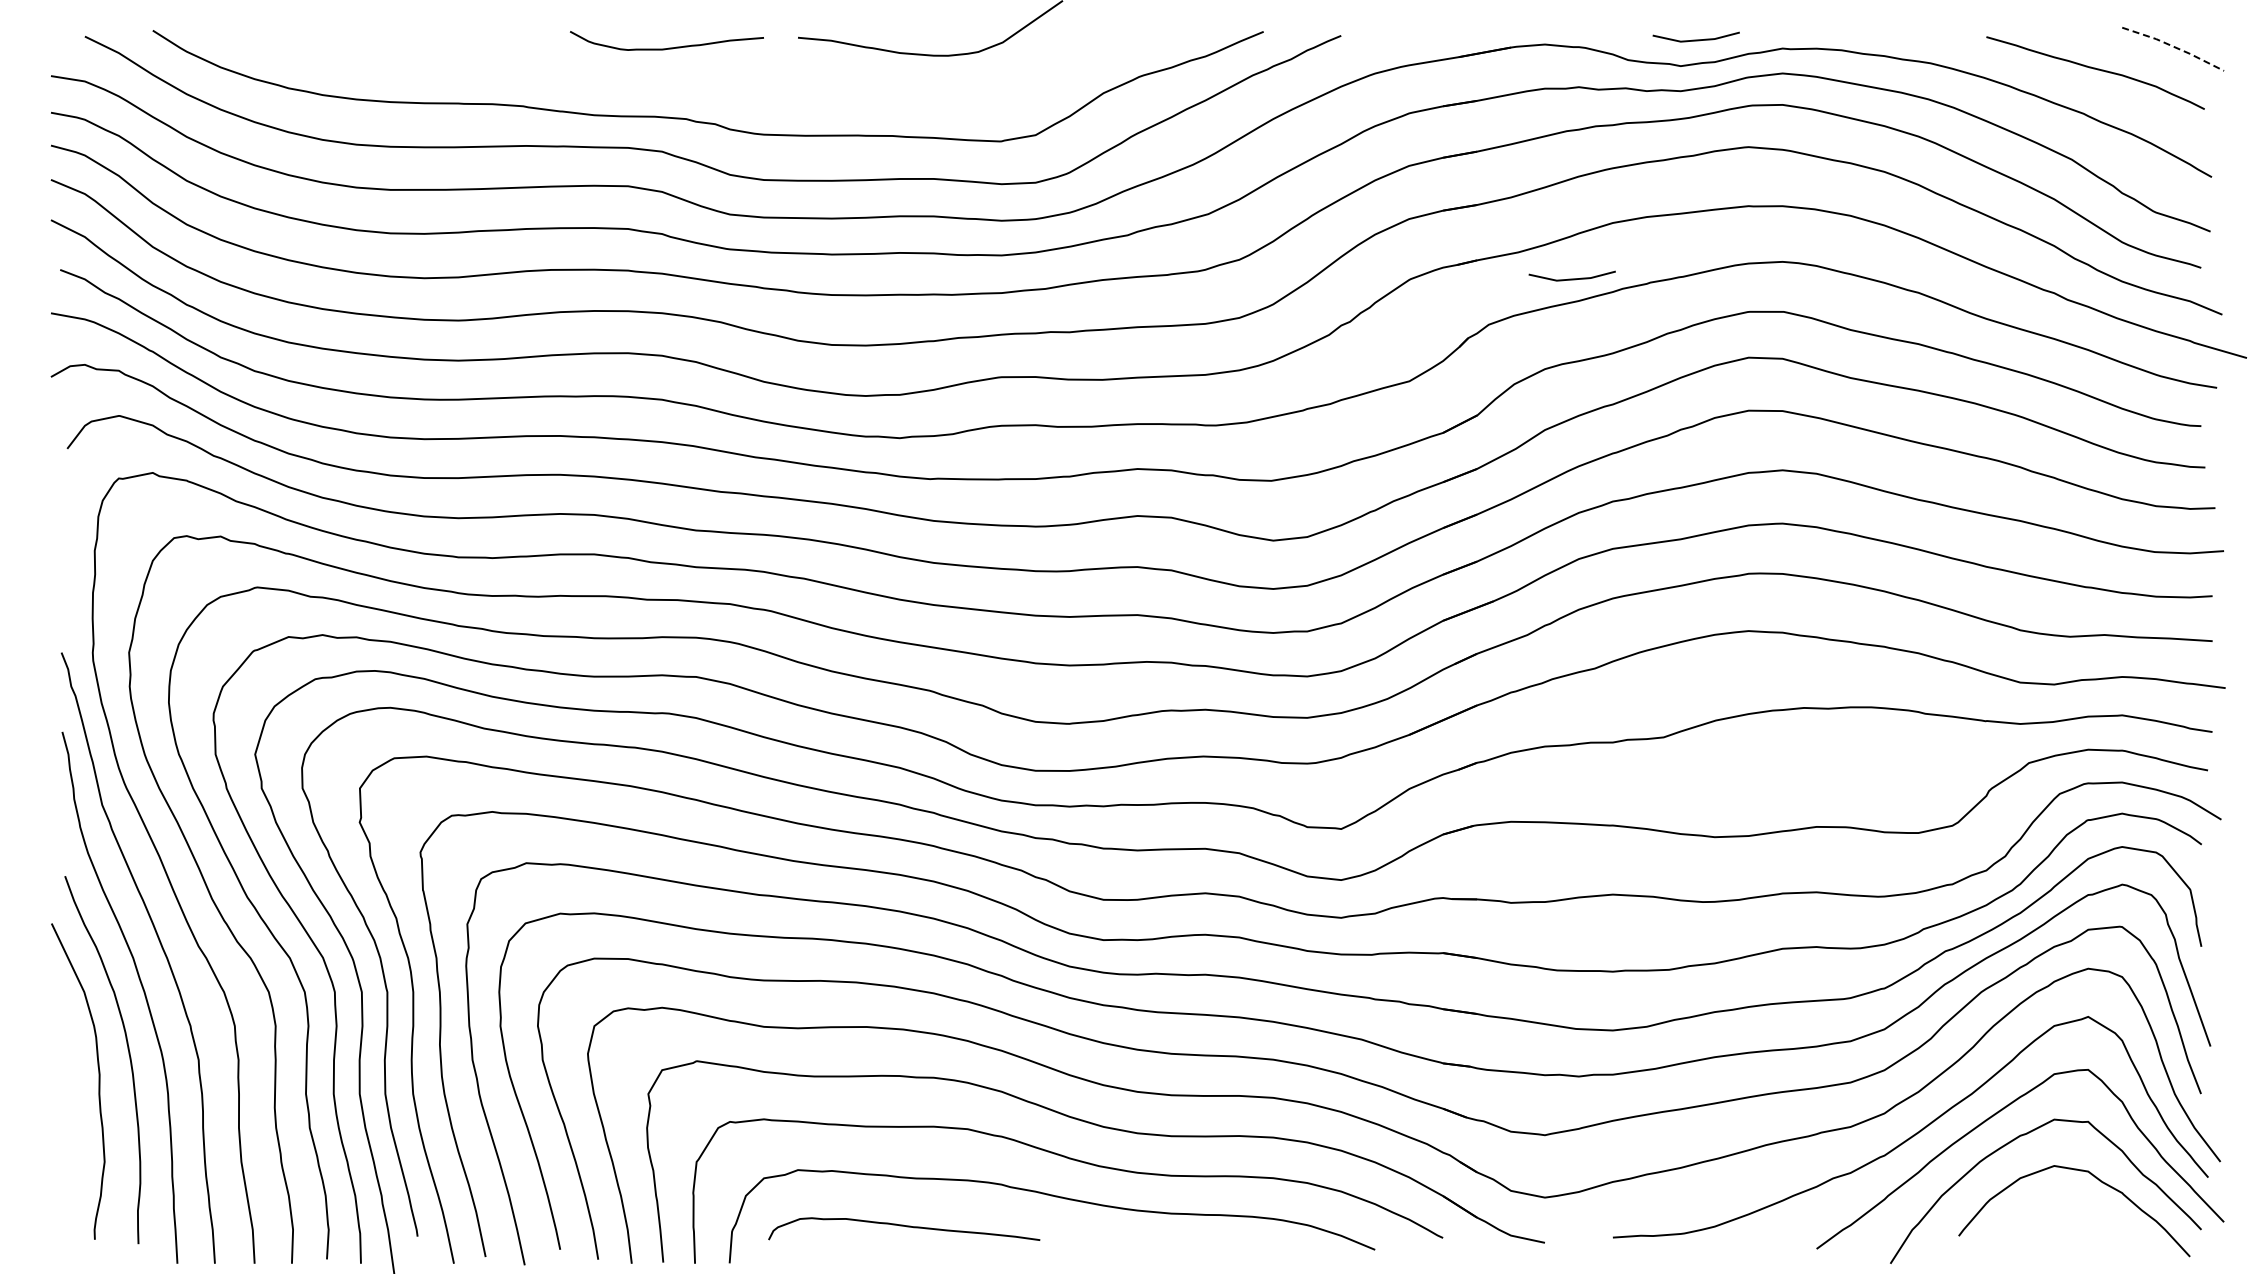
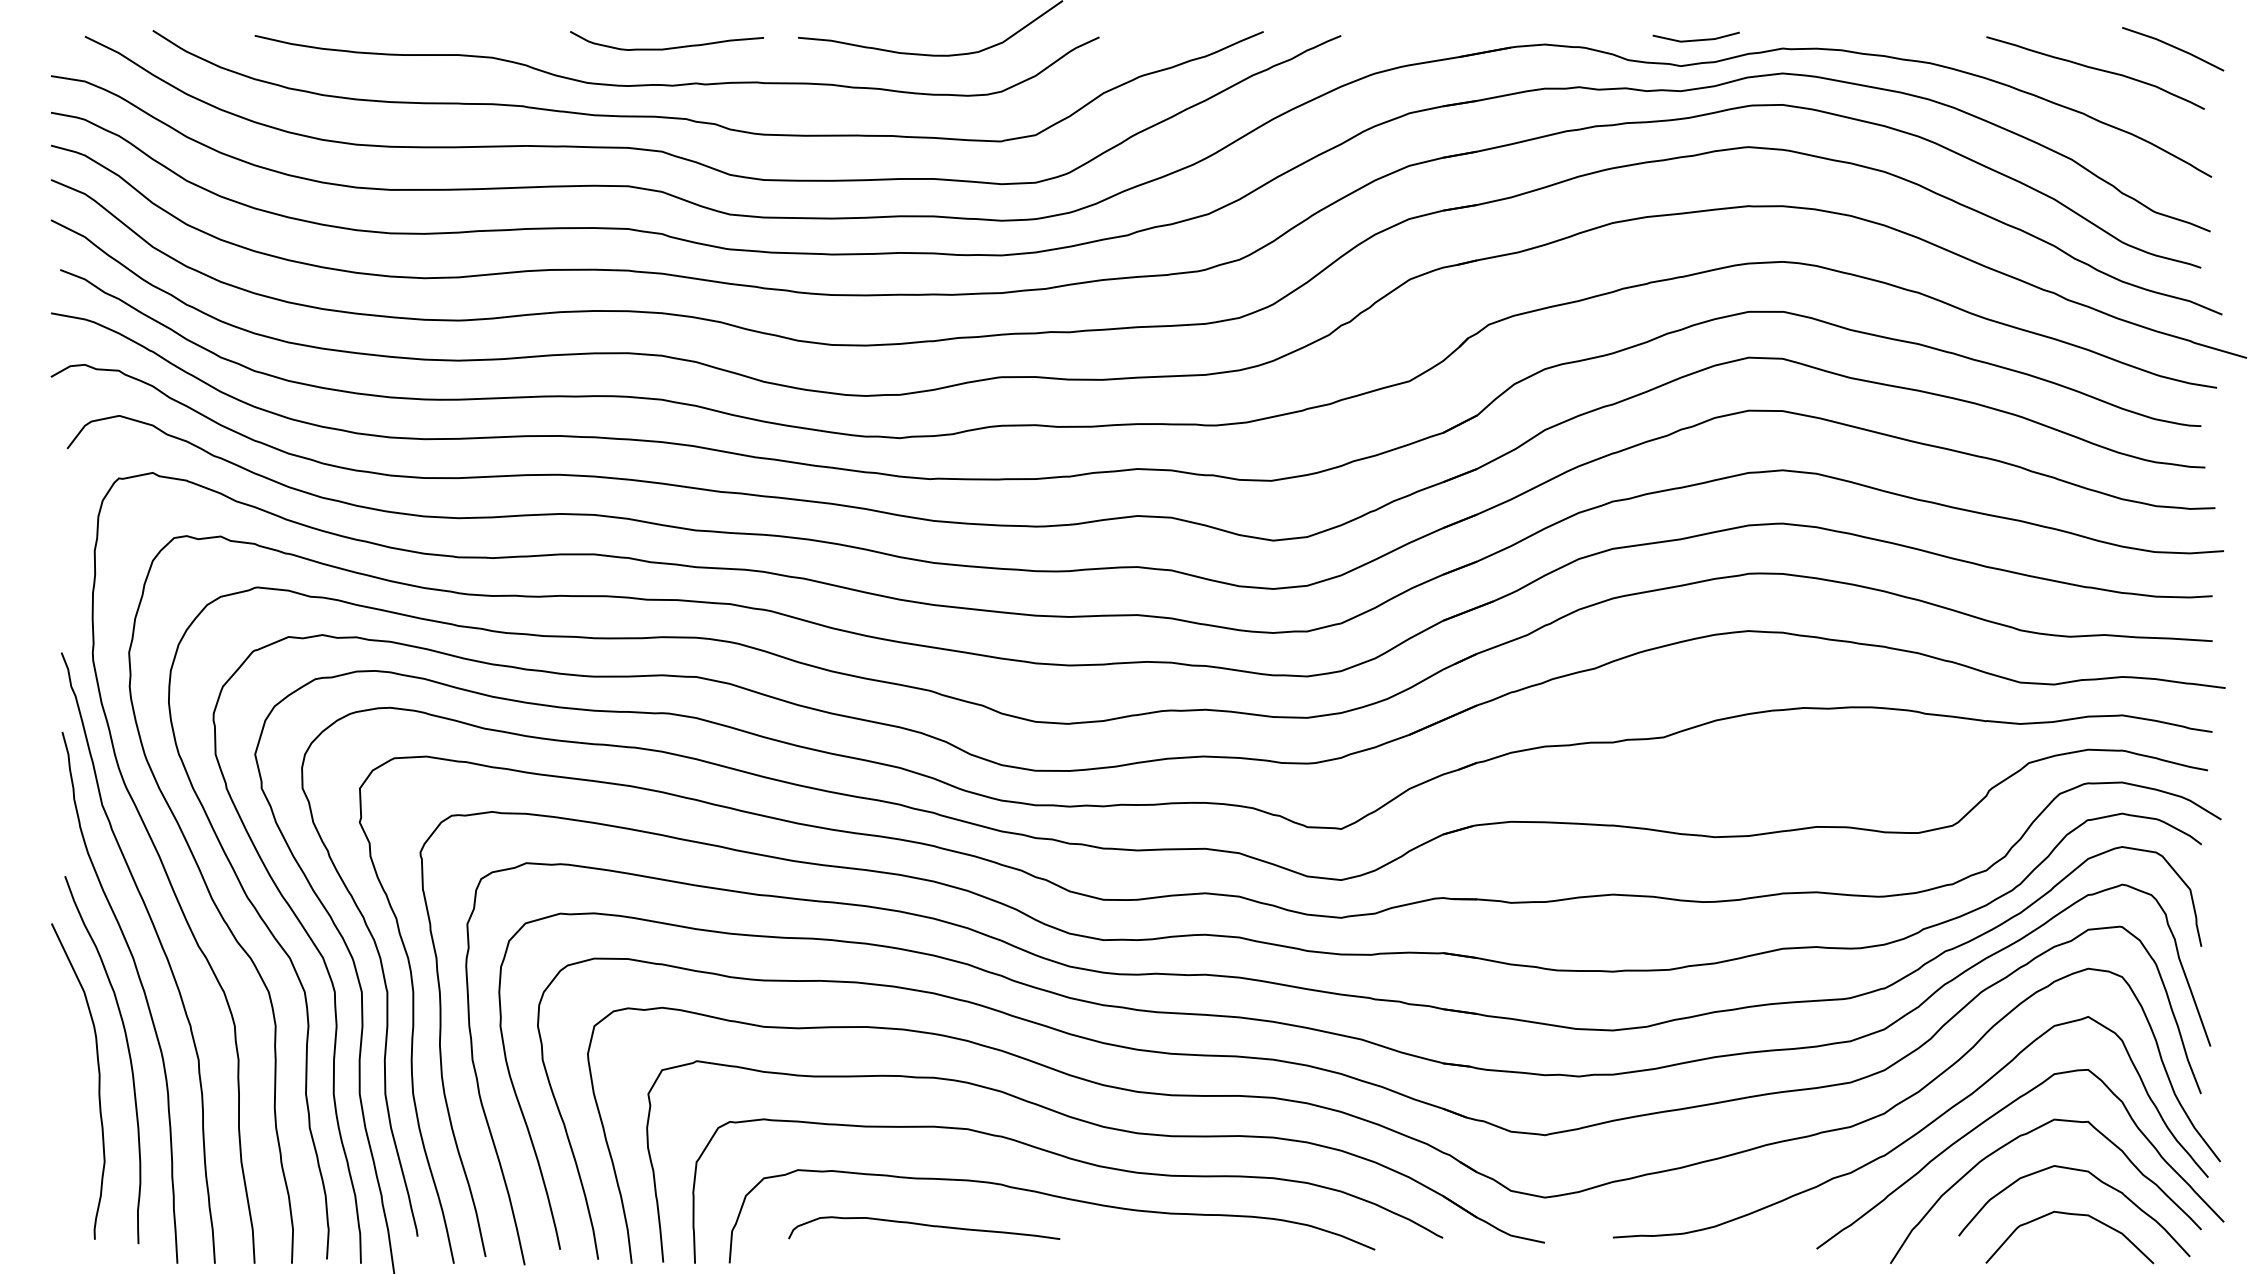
line: dashed -> solid (2174, 46)
curve: none -> present (682, 83)
line: present -> none (1571, 278)
curve: none -> present (2073, 1215)
curve position: (904, 1226) -> (924, 1225) (924, 1225)
